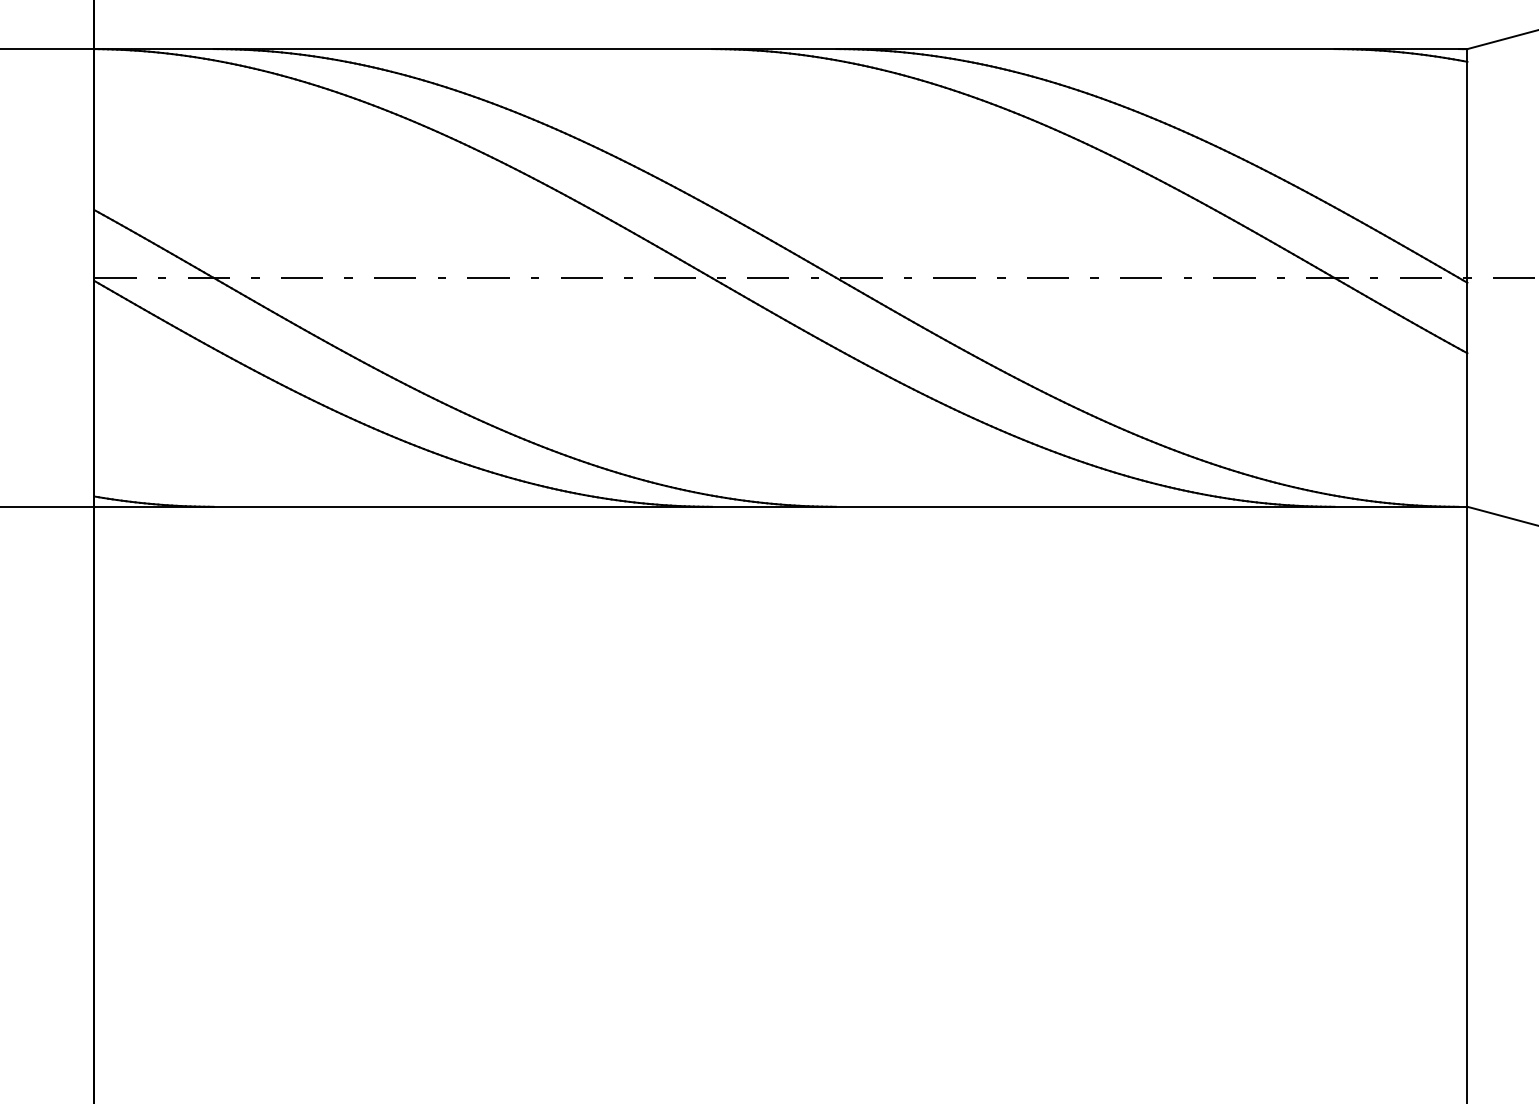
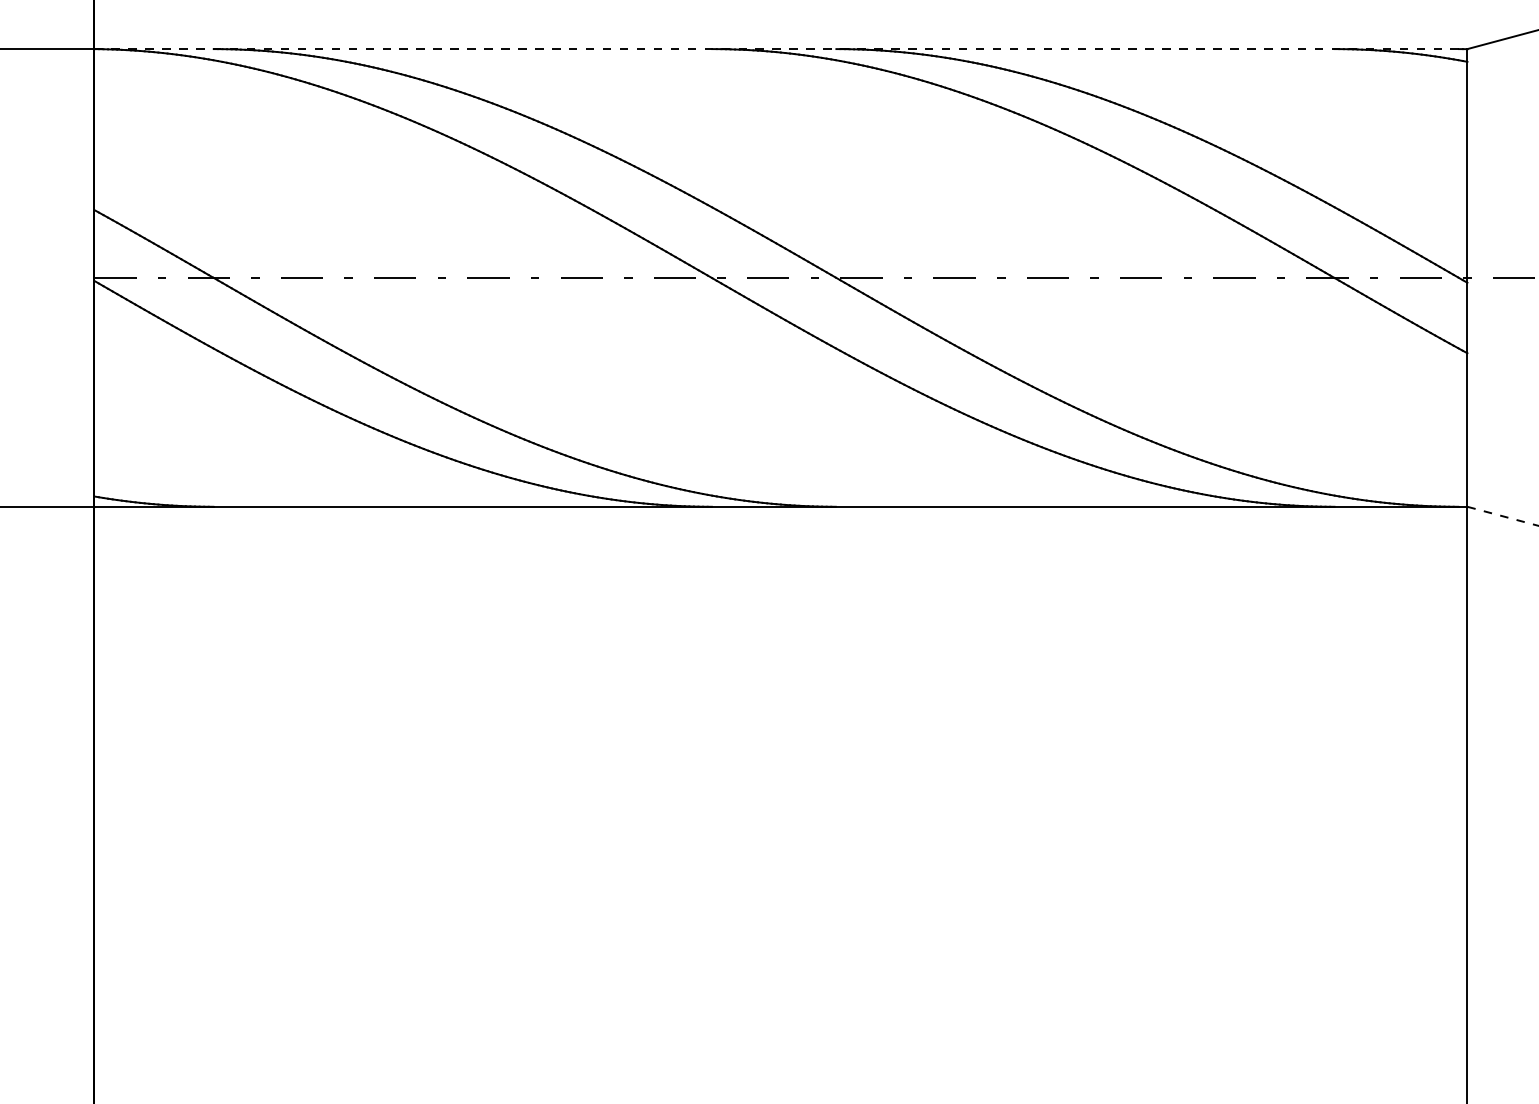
line: solid -> dashed (780, 49)
line: solid -> dashed (1503, 516)
